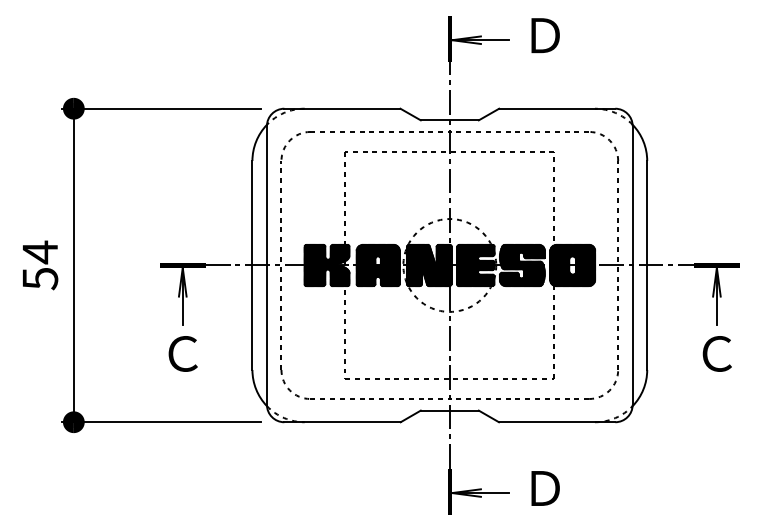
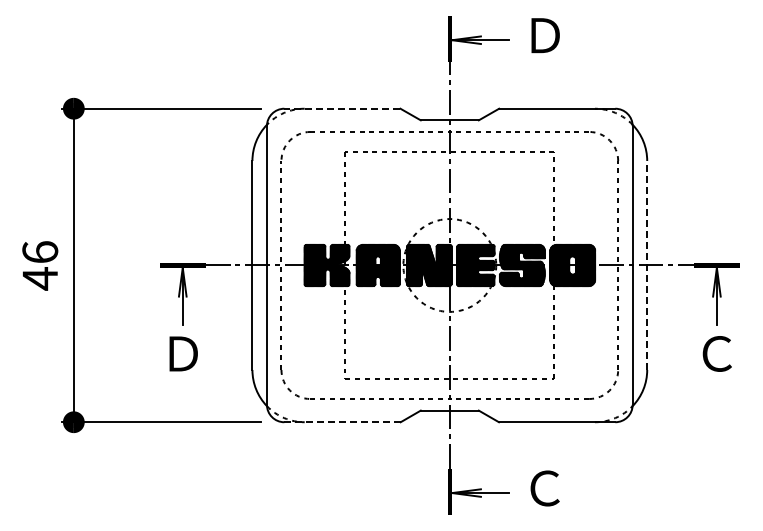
line: solid -> dashed (341, 108)
text: 54 -> 46 (40, 265)
line: solid -> dashed (647, 265)
text: Ｃ -> Ｄ (182, 353)
line: solid -> dashed (343, 422)
text: Ｄ -> Ｃ (544, 488)
